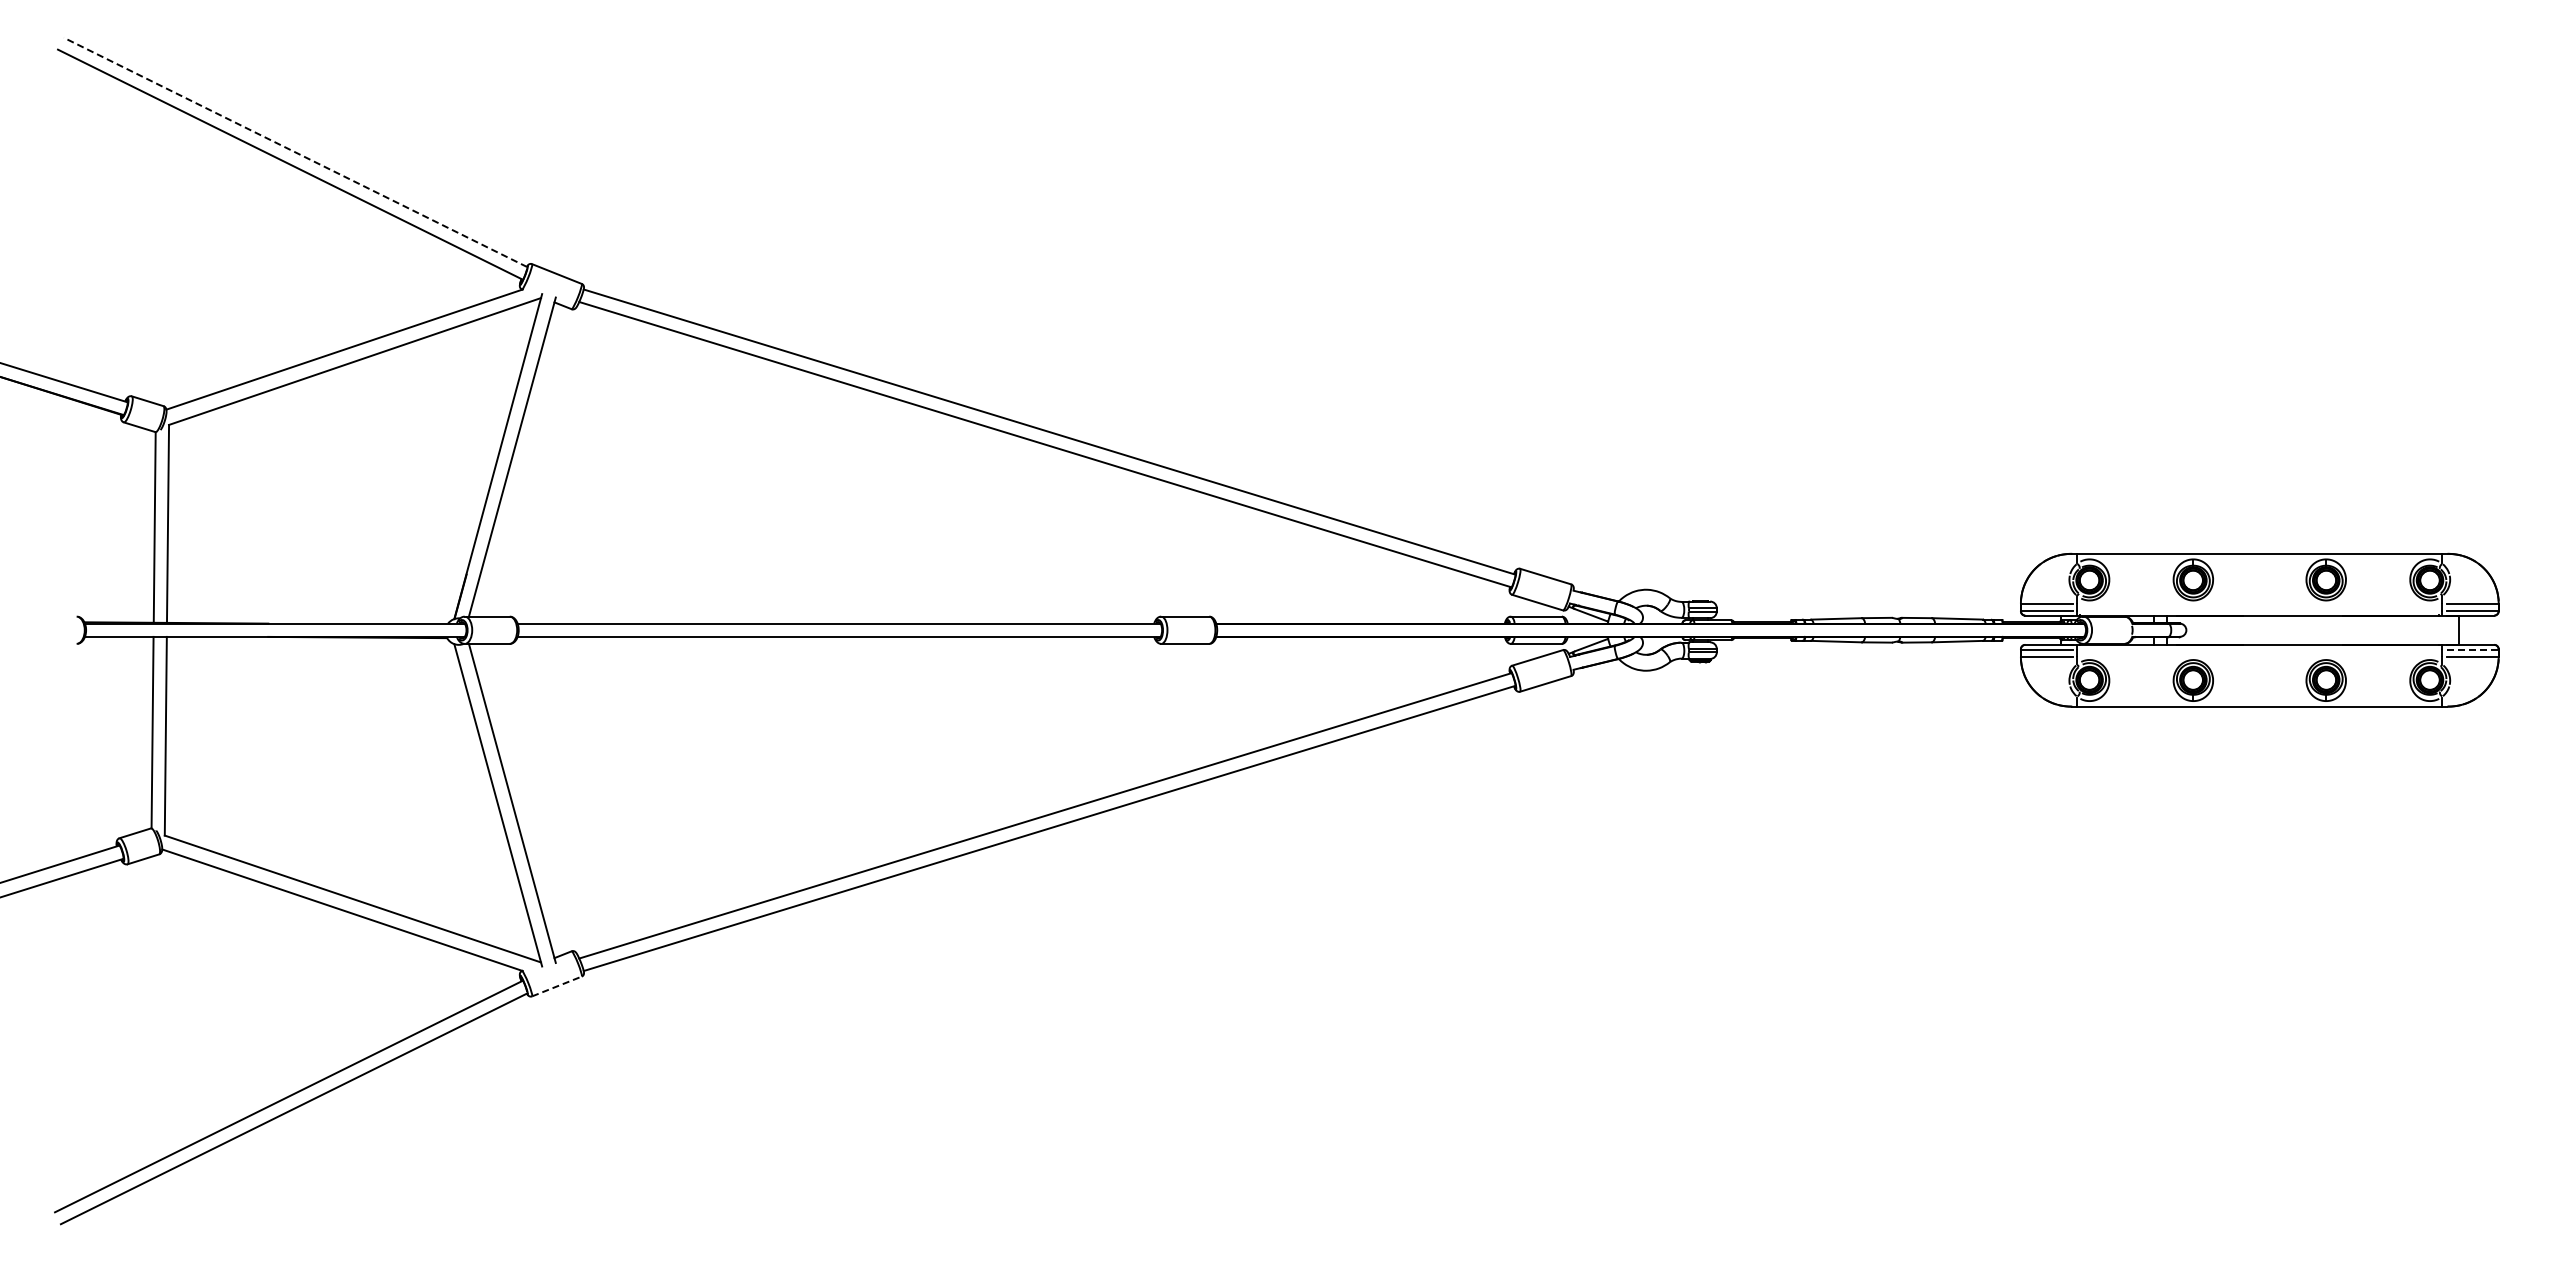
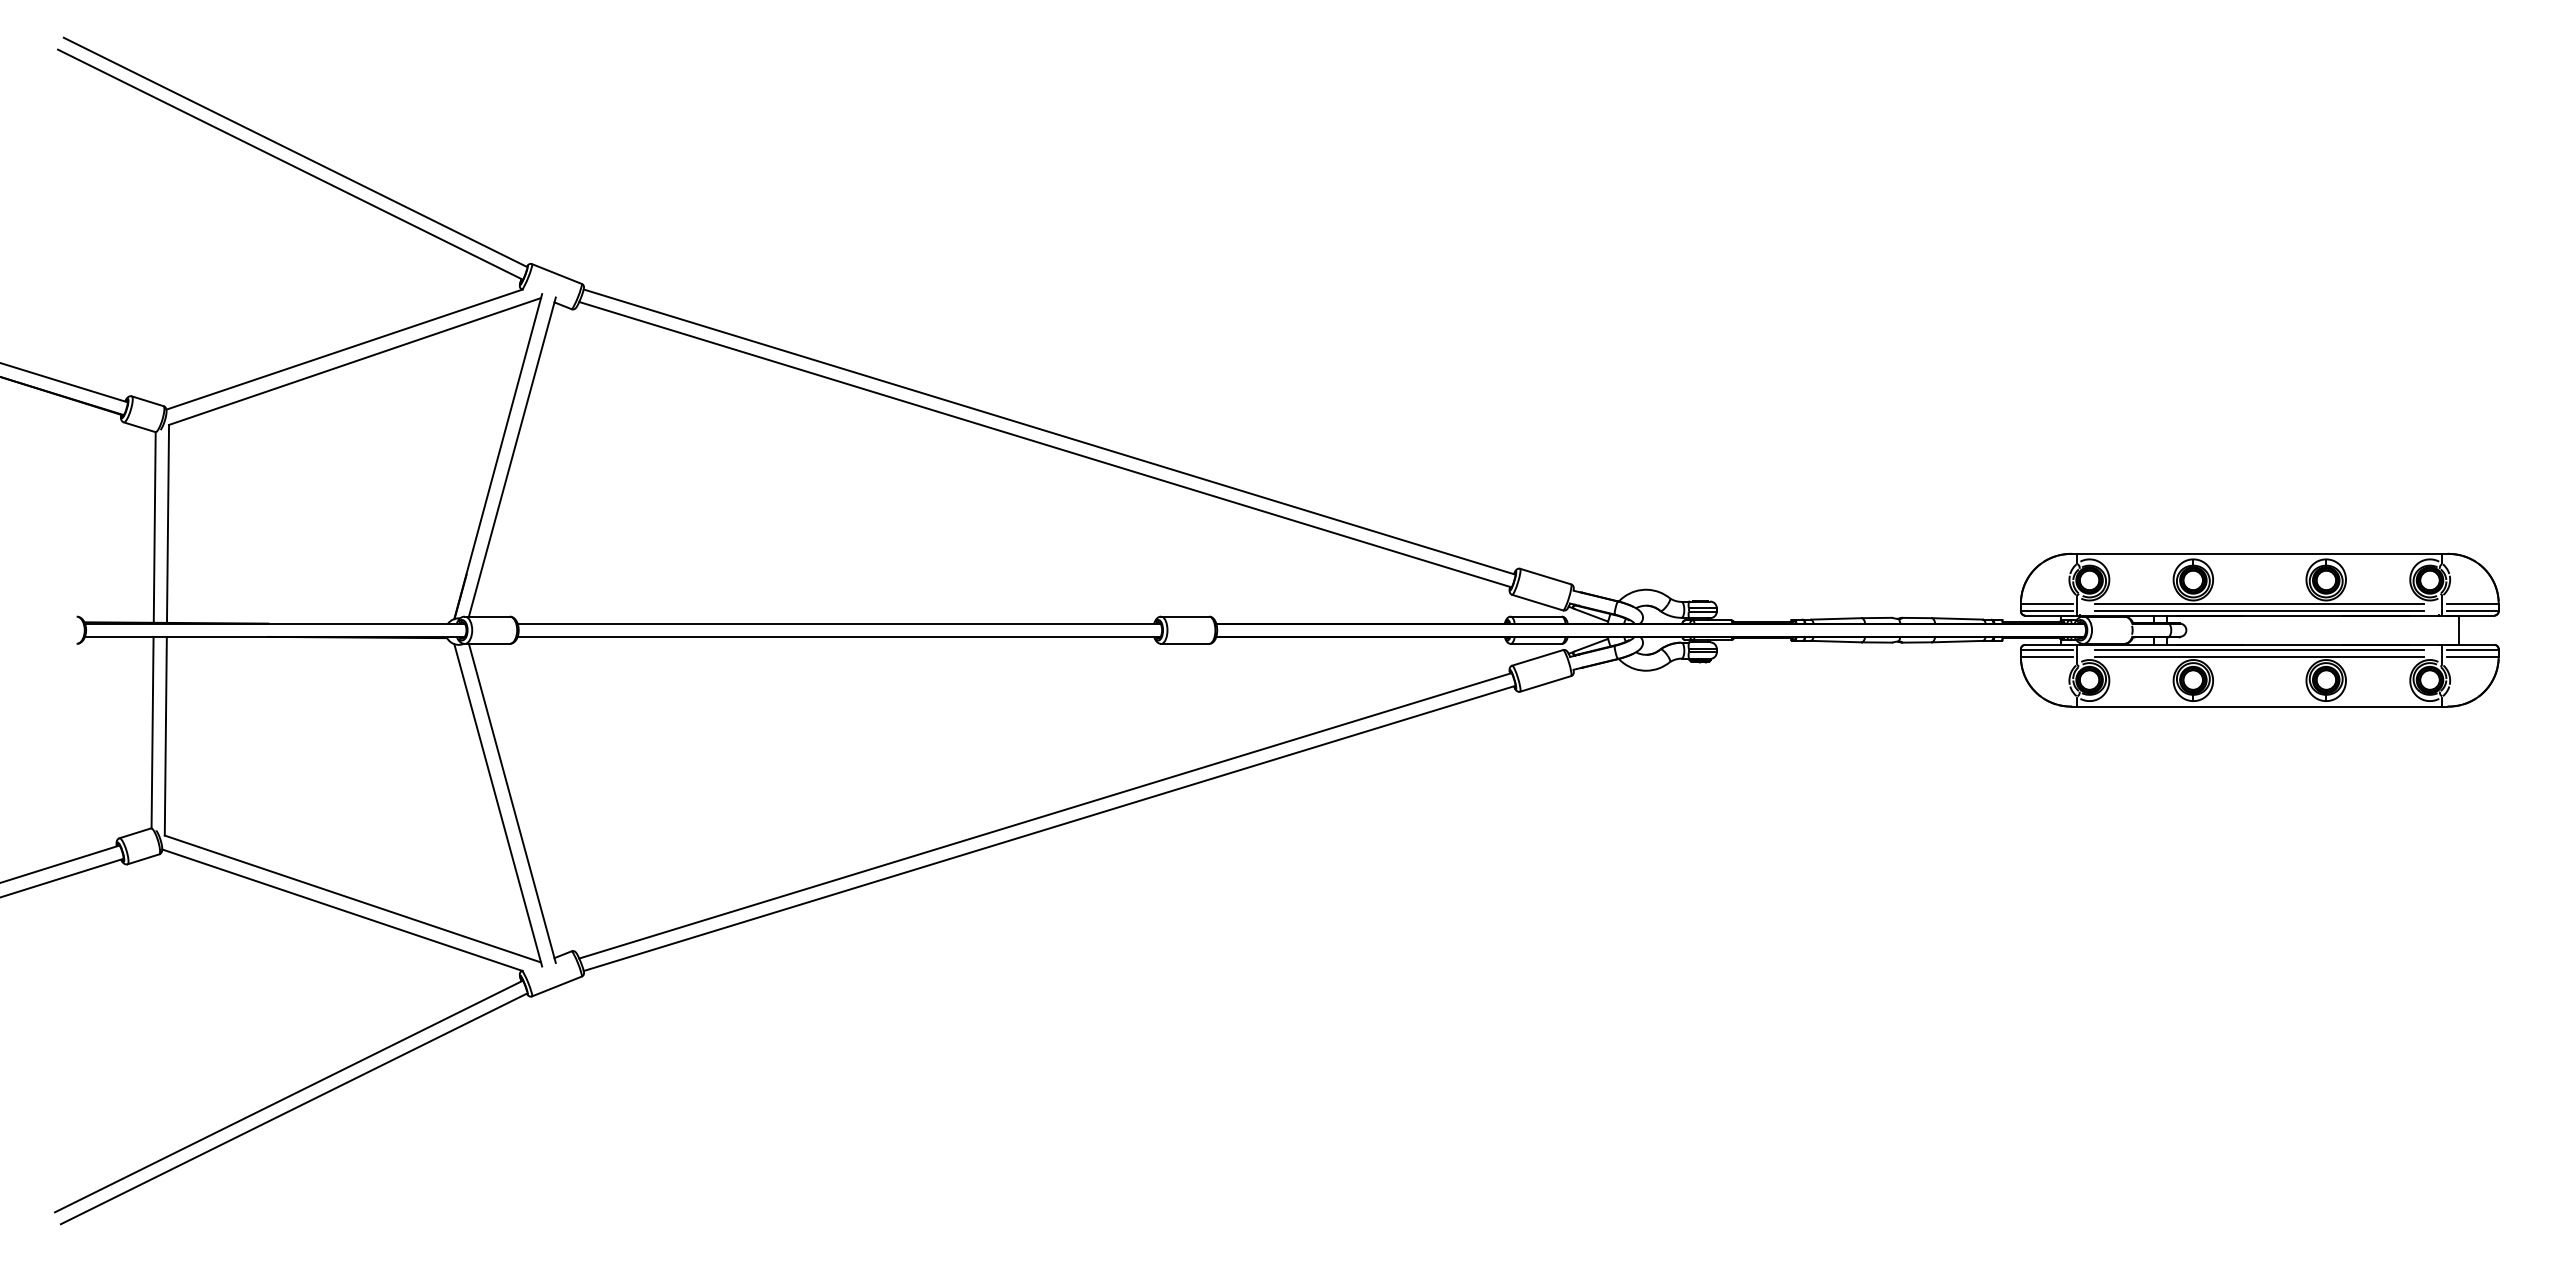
line: dashed -> solid (295, 152)
line: none -> present (2259, 603)
line: none -> present (2259, 611)
line: none -> present (2259, 649)
line: dashed -> solid (2472, 649)
line: none -> present (2259, 656)
line: dashed -> solid (556, 986)
